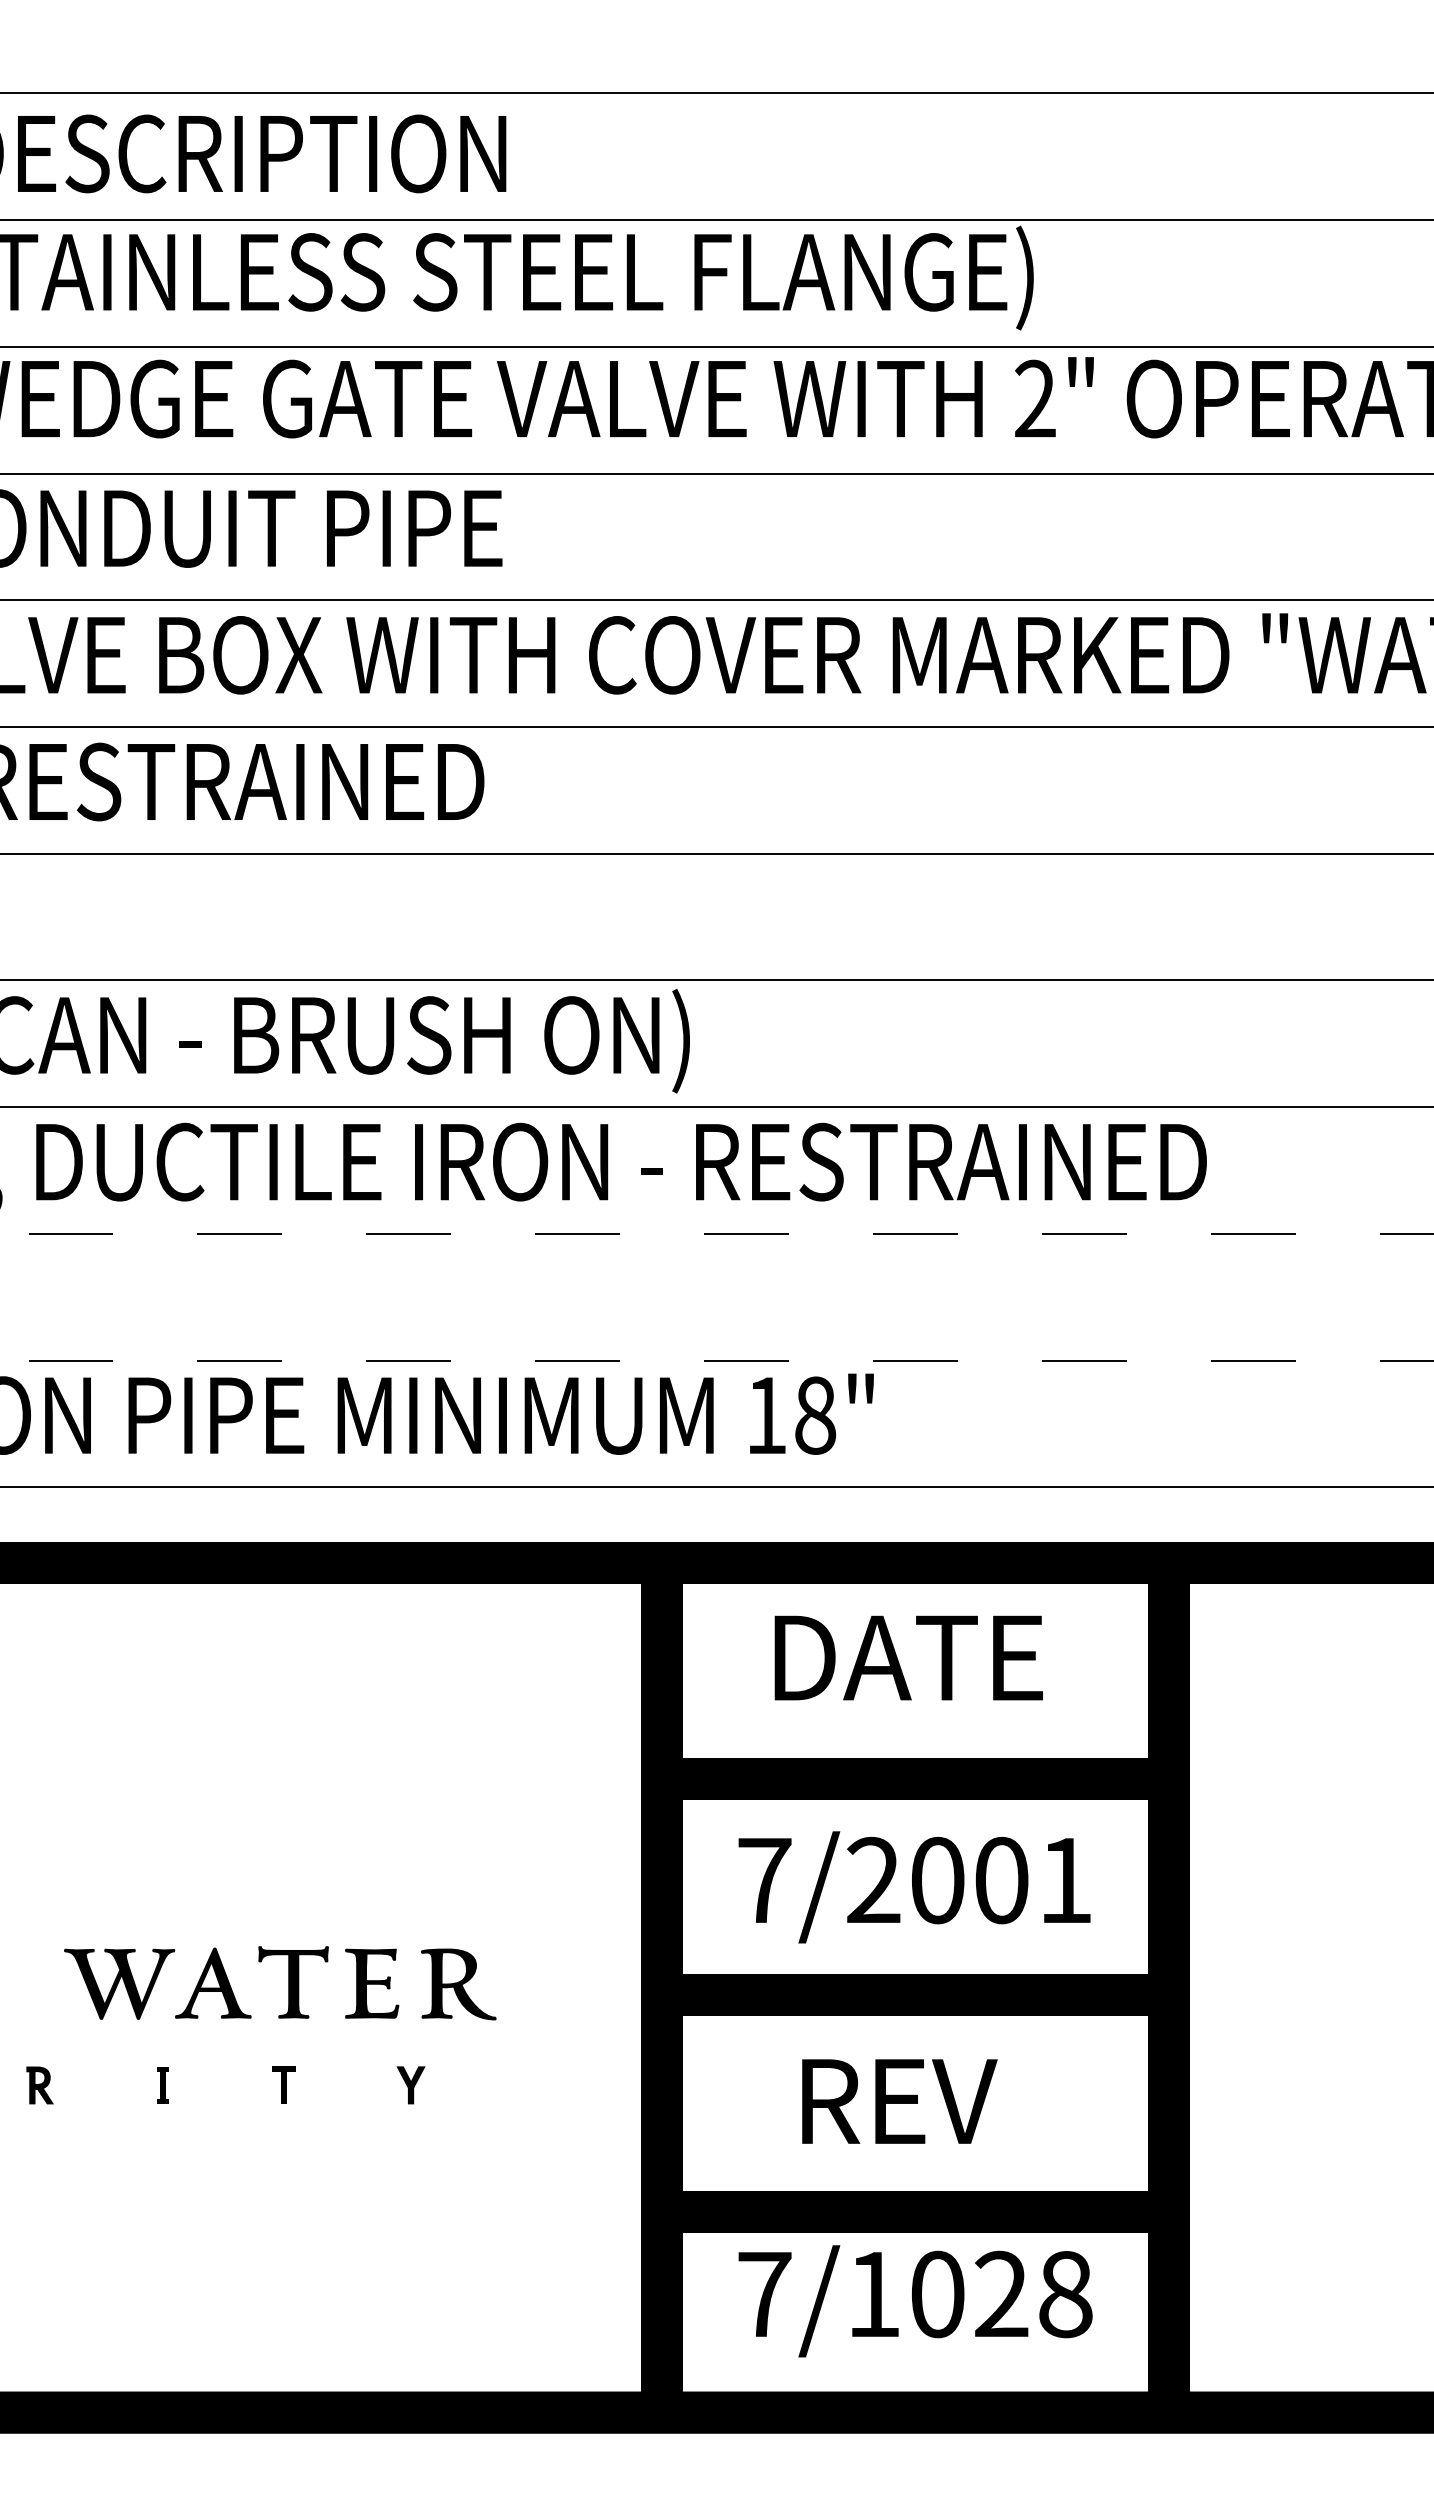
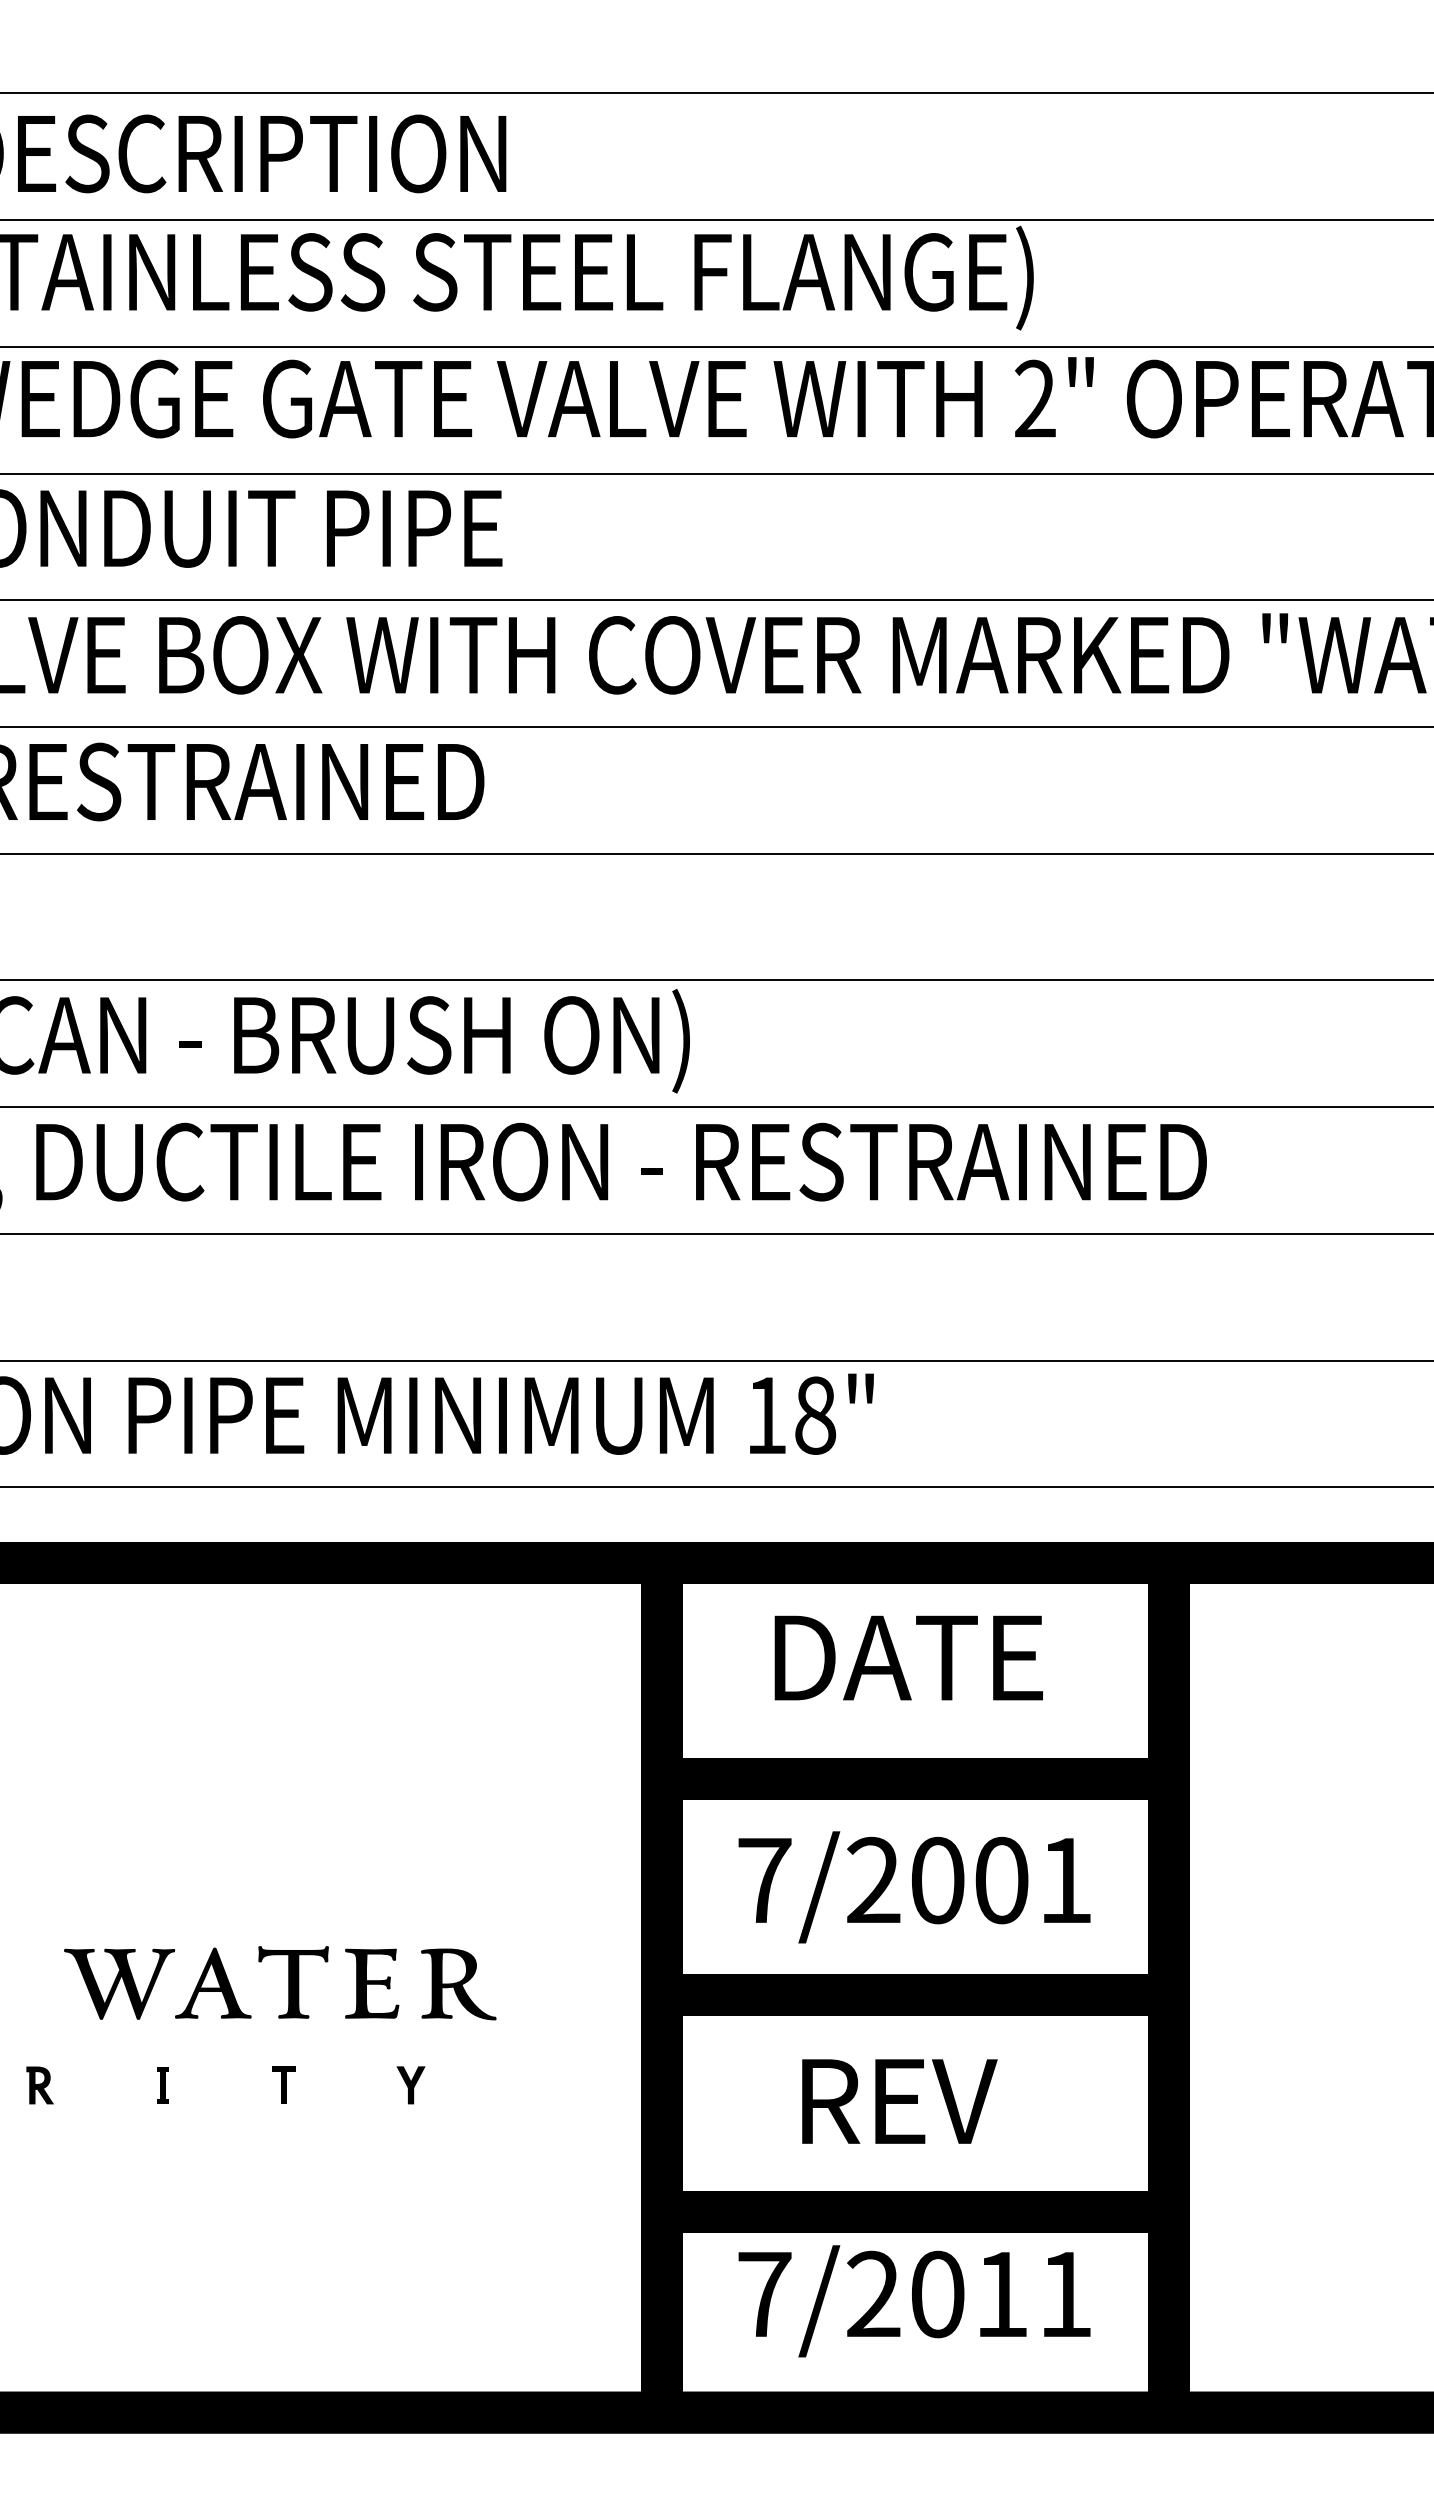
line: dashed -> solid (716, 1233)
line: dashed -> solid (716, 1360)
text: 7/1028 -> 7/2011 (969, 2294)
